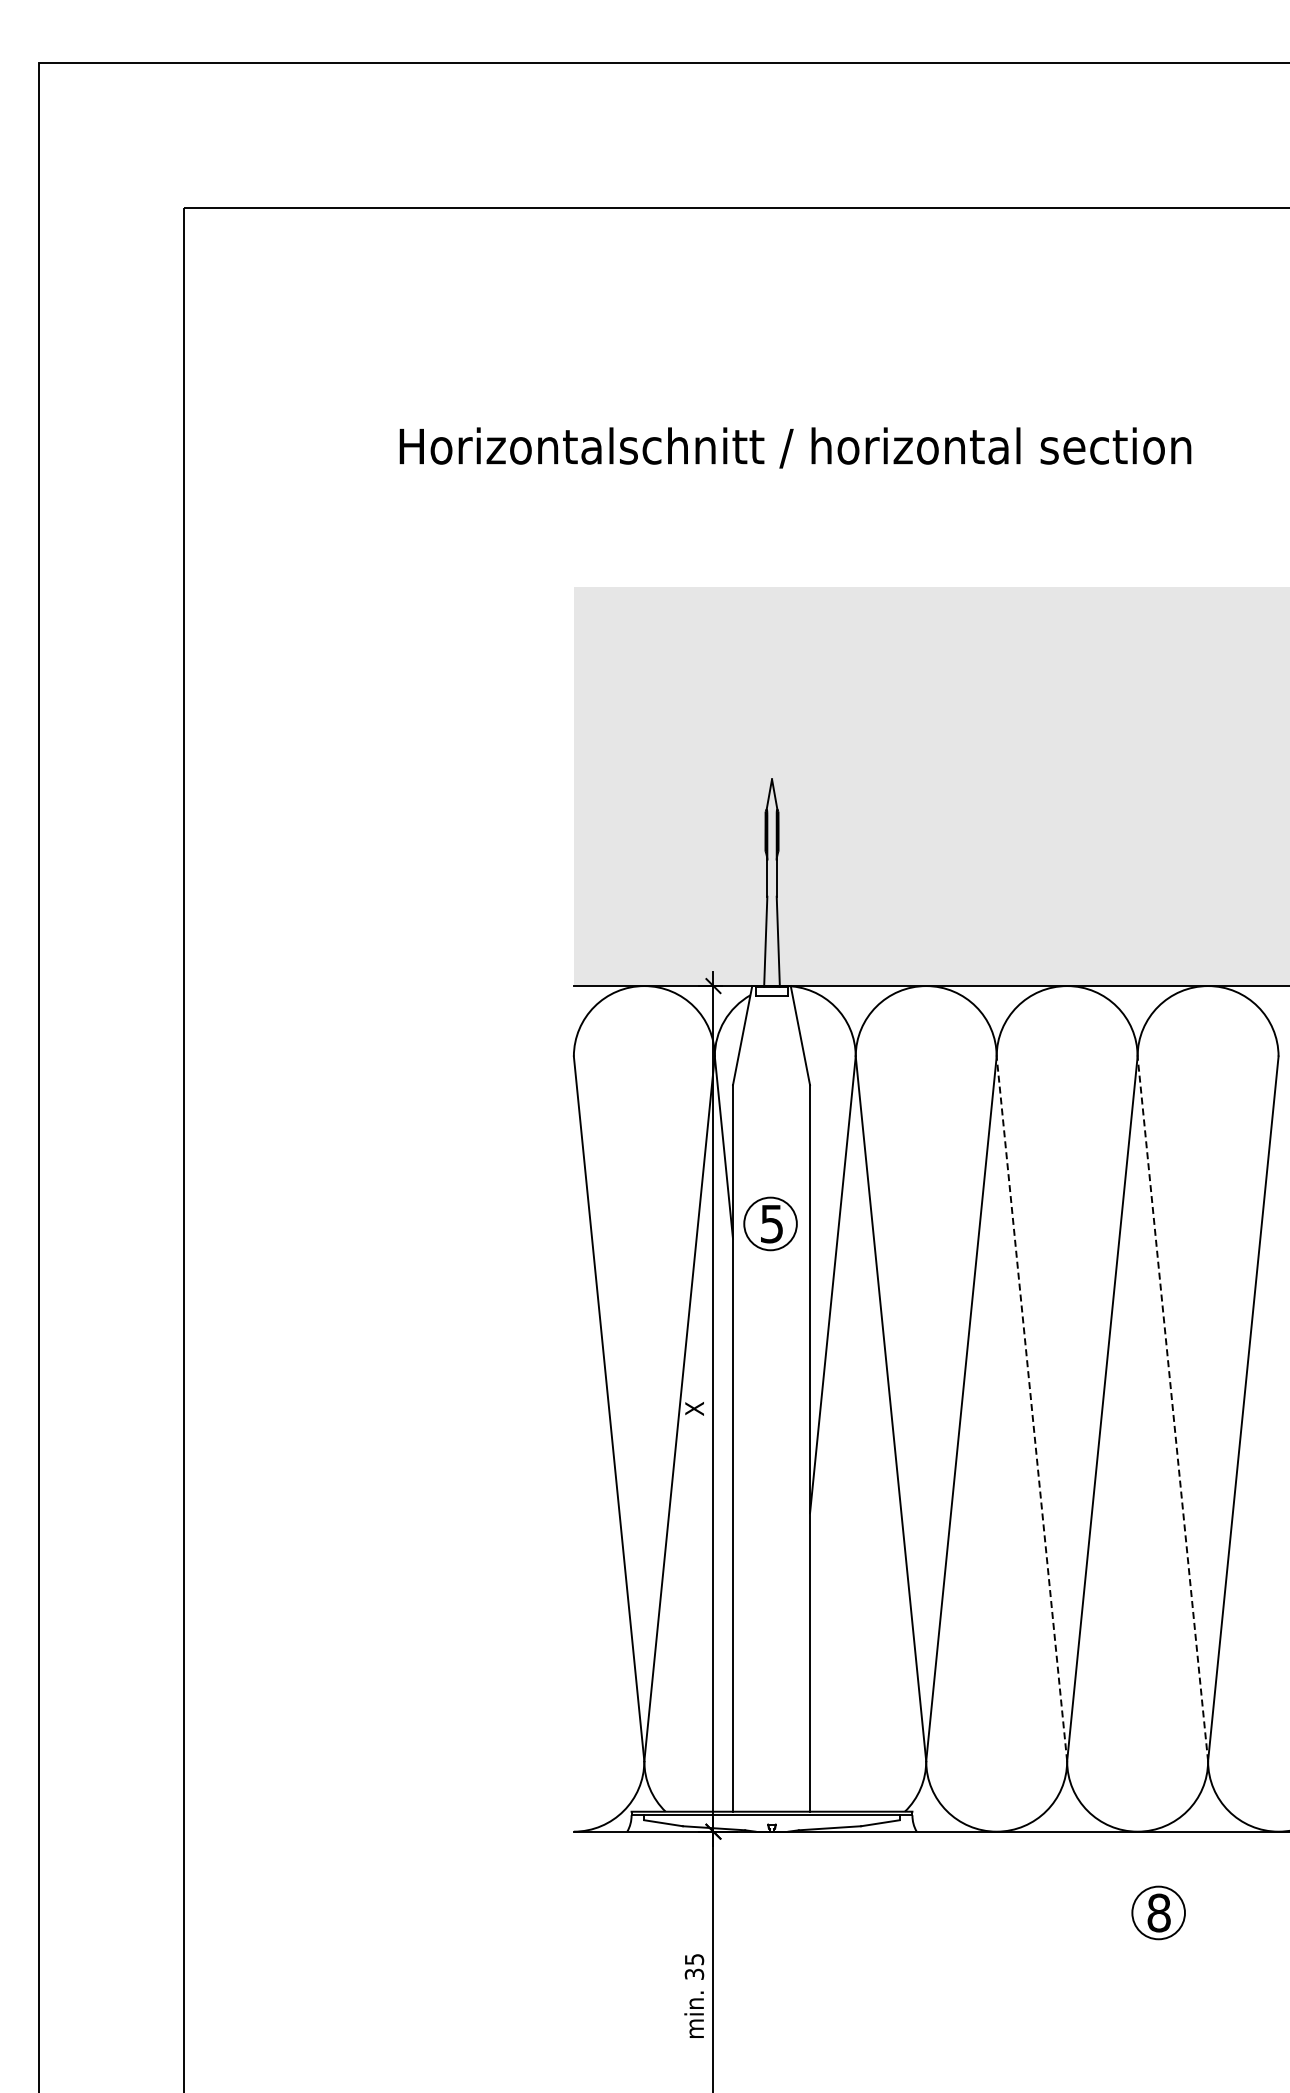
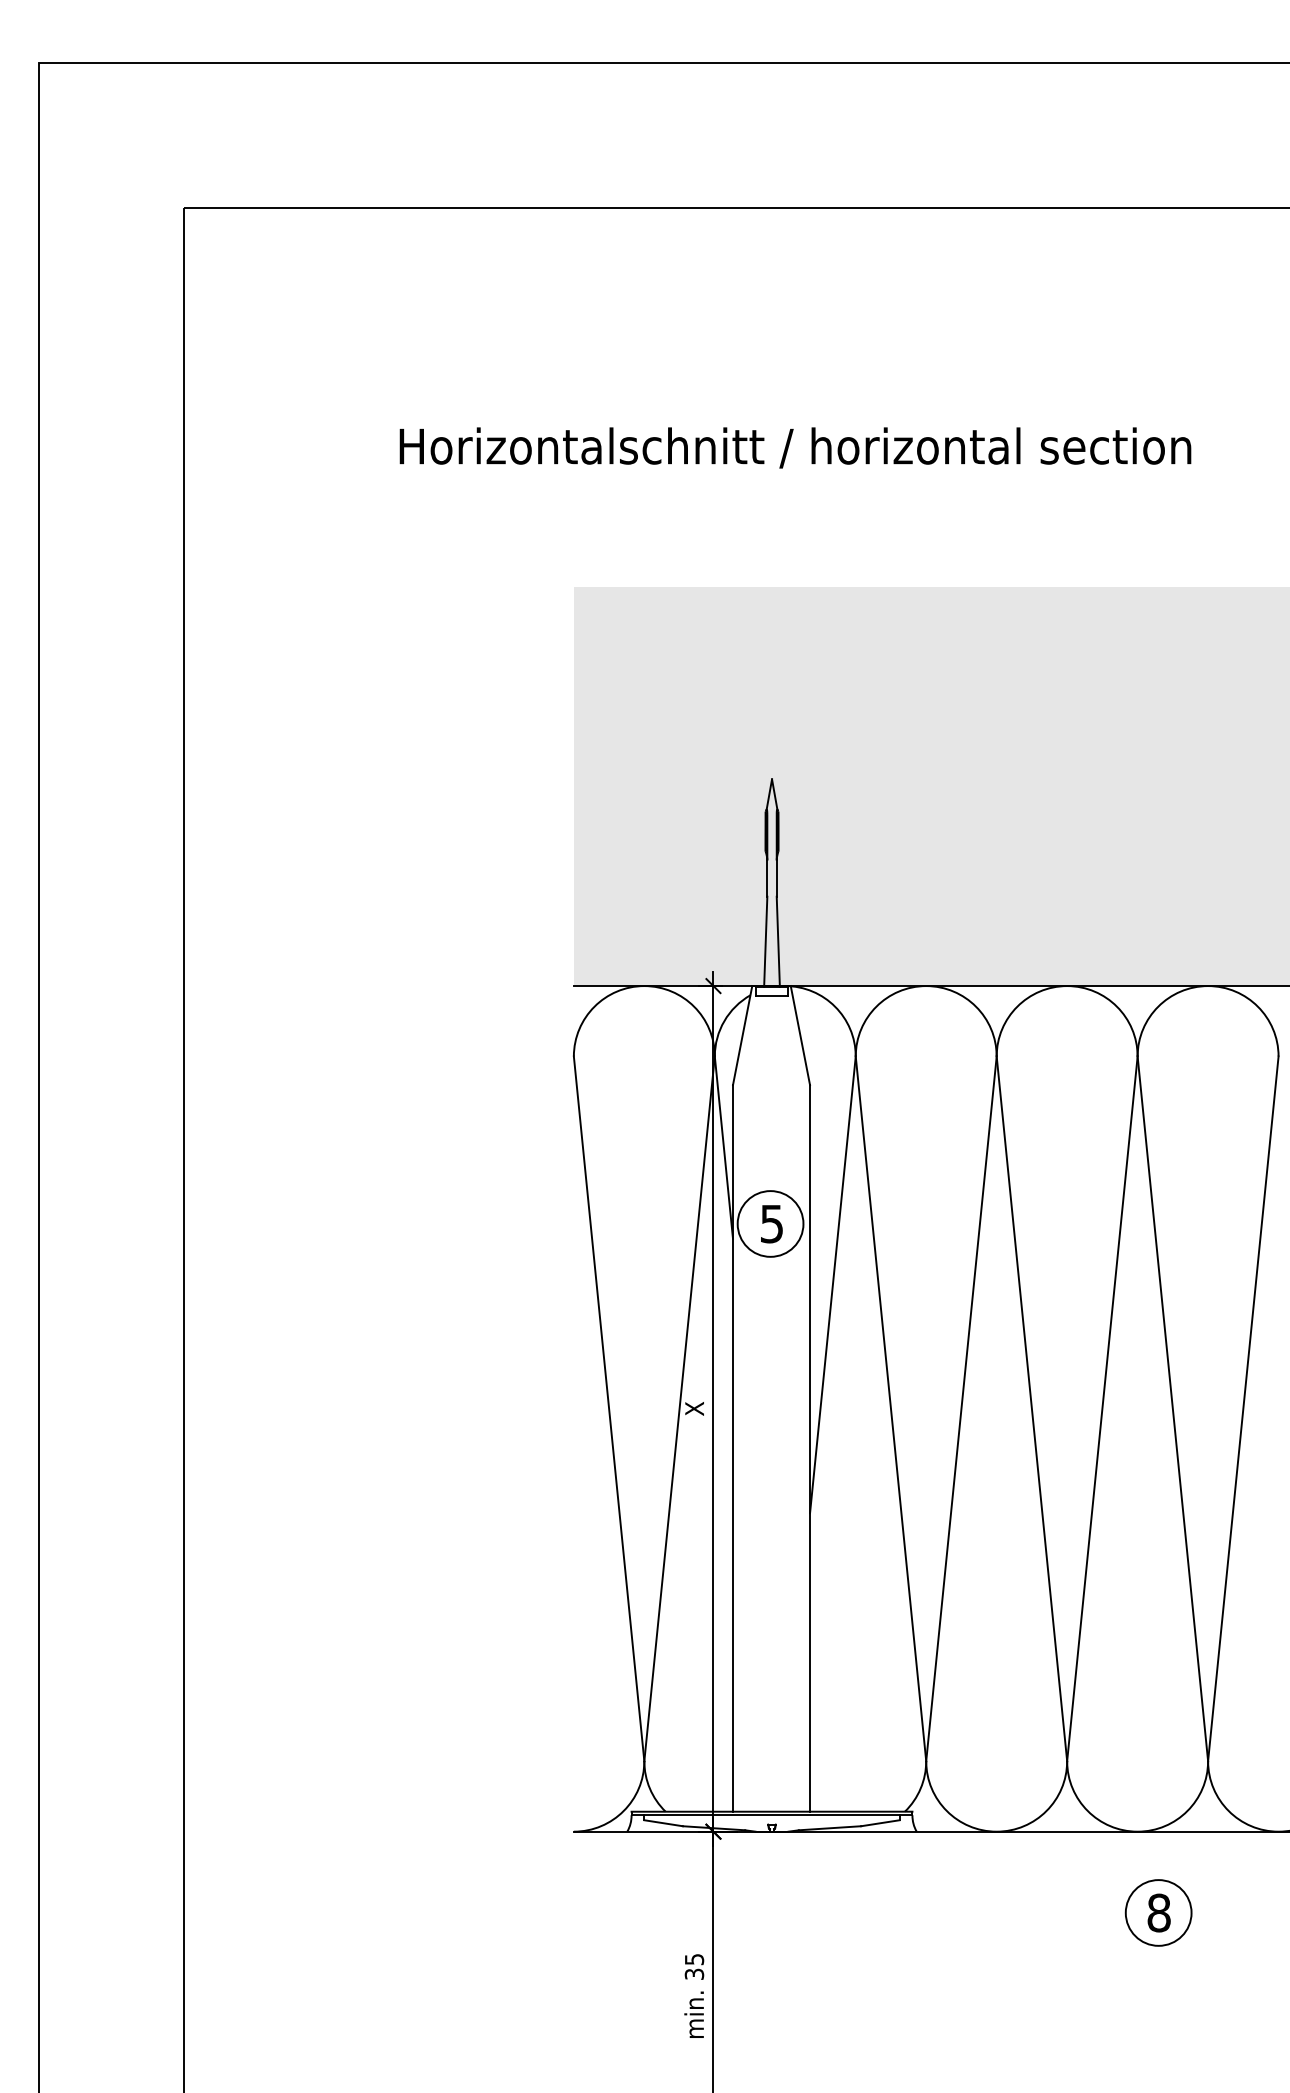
circle diameter: 53 px -> 66 px (770, 1223)
line: dashed -> solid (1031, 1408)
line: dashed -> solid (1172, 1408)
circle diameter: 53 px -> 66 px (1158, 1912)
